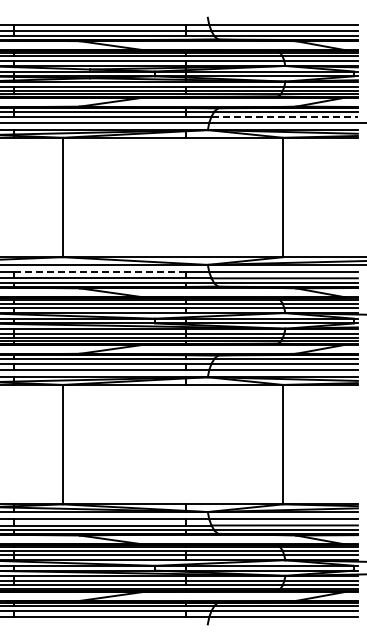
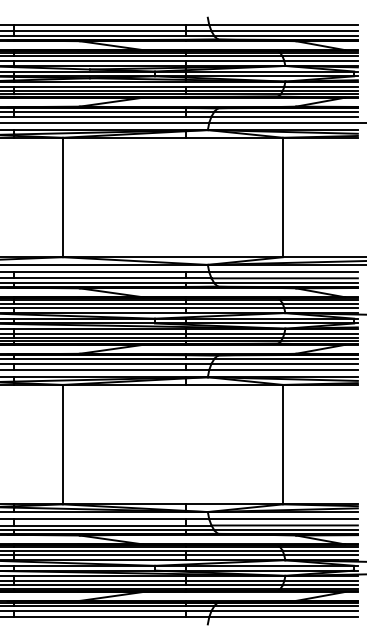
line: dashed -> solid (285, 116)
line: dashed -> solid (100, 272)
